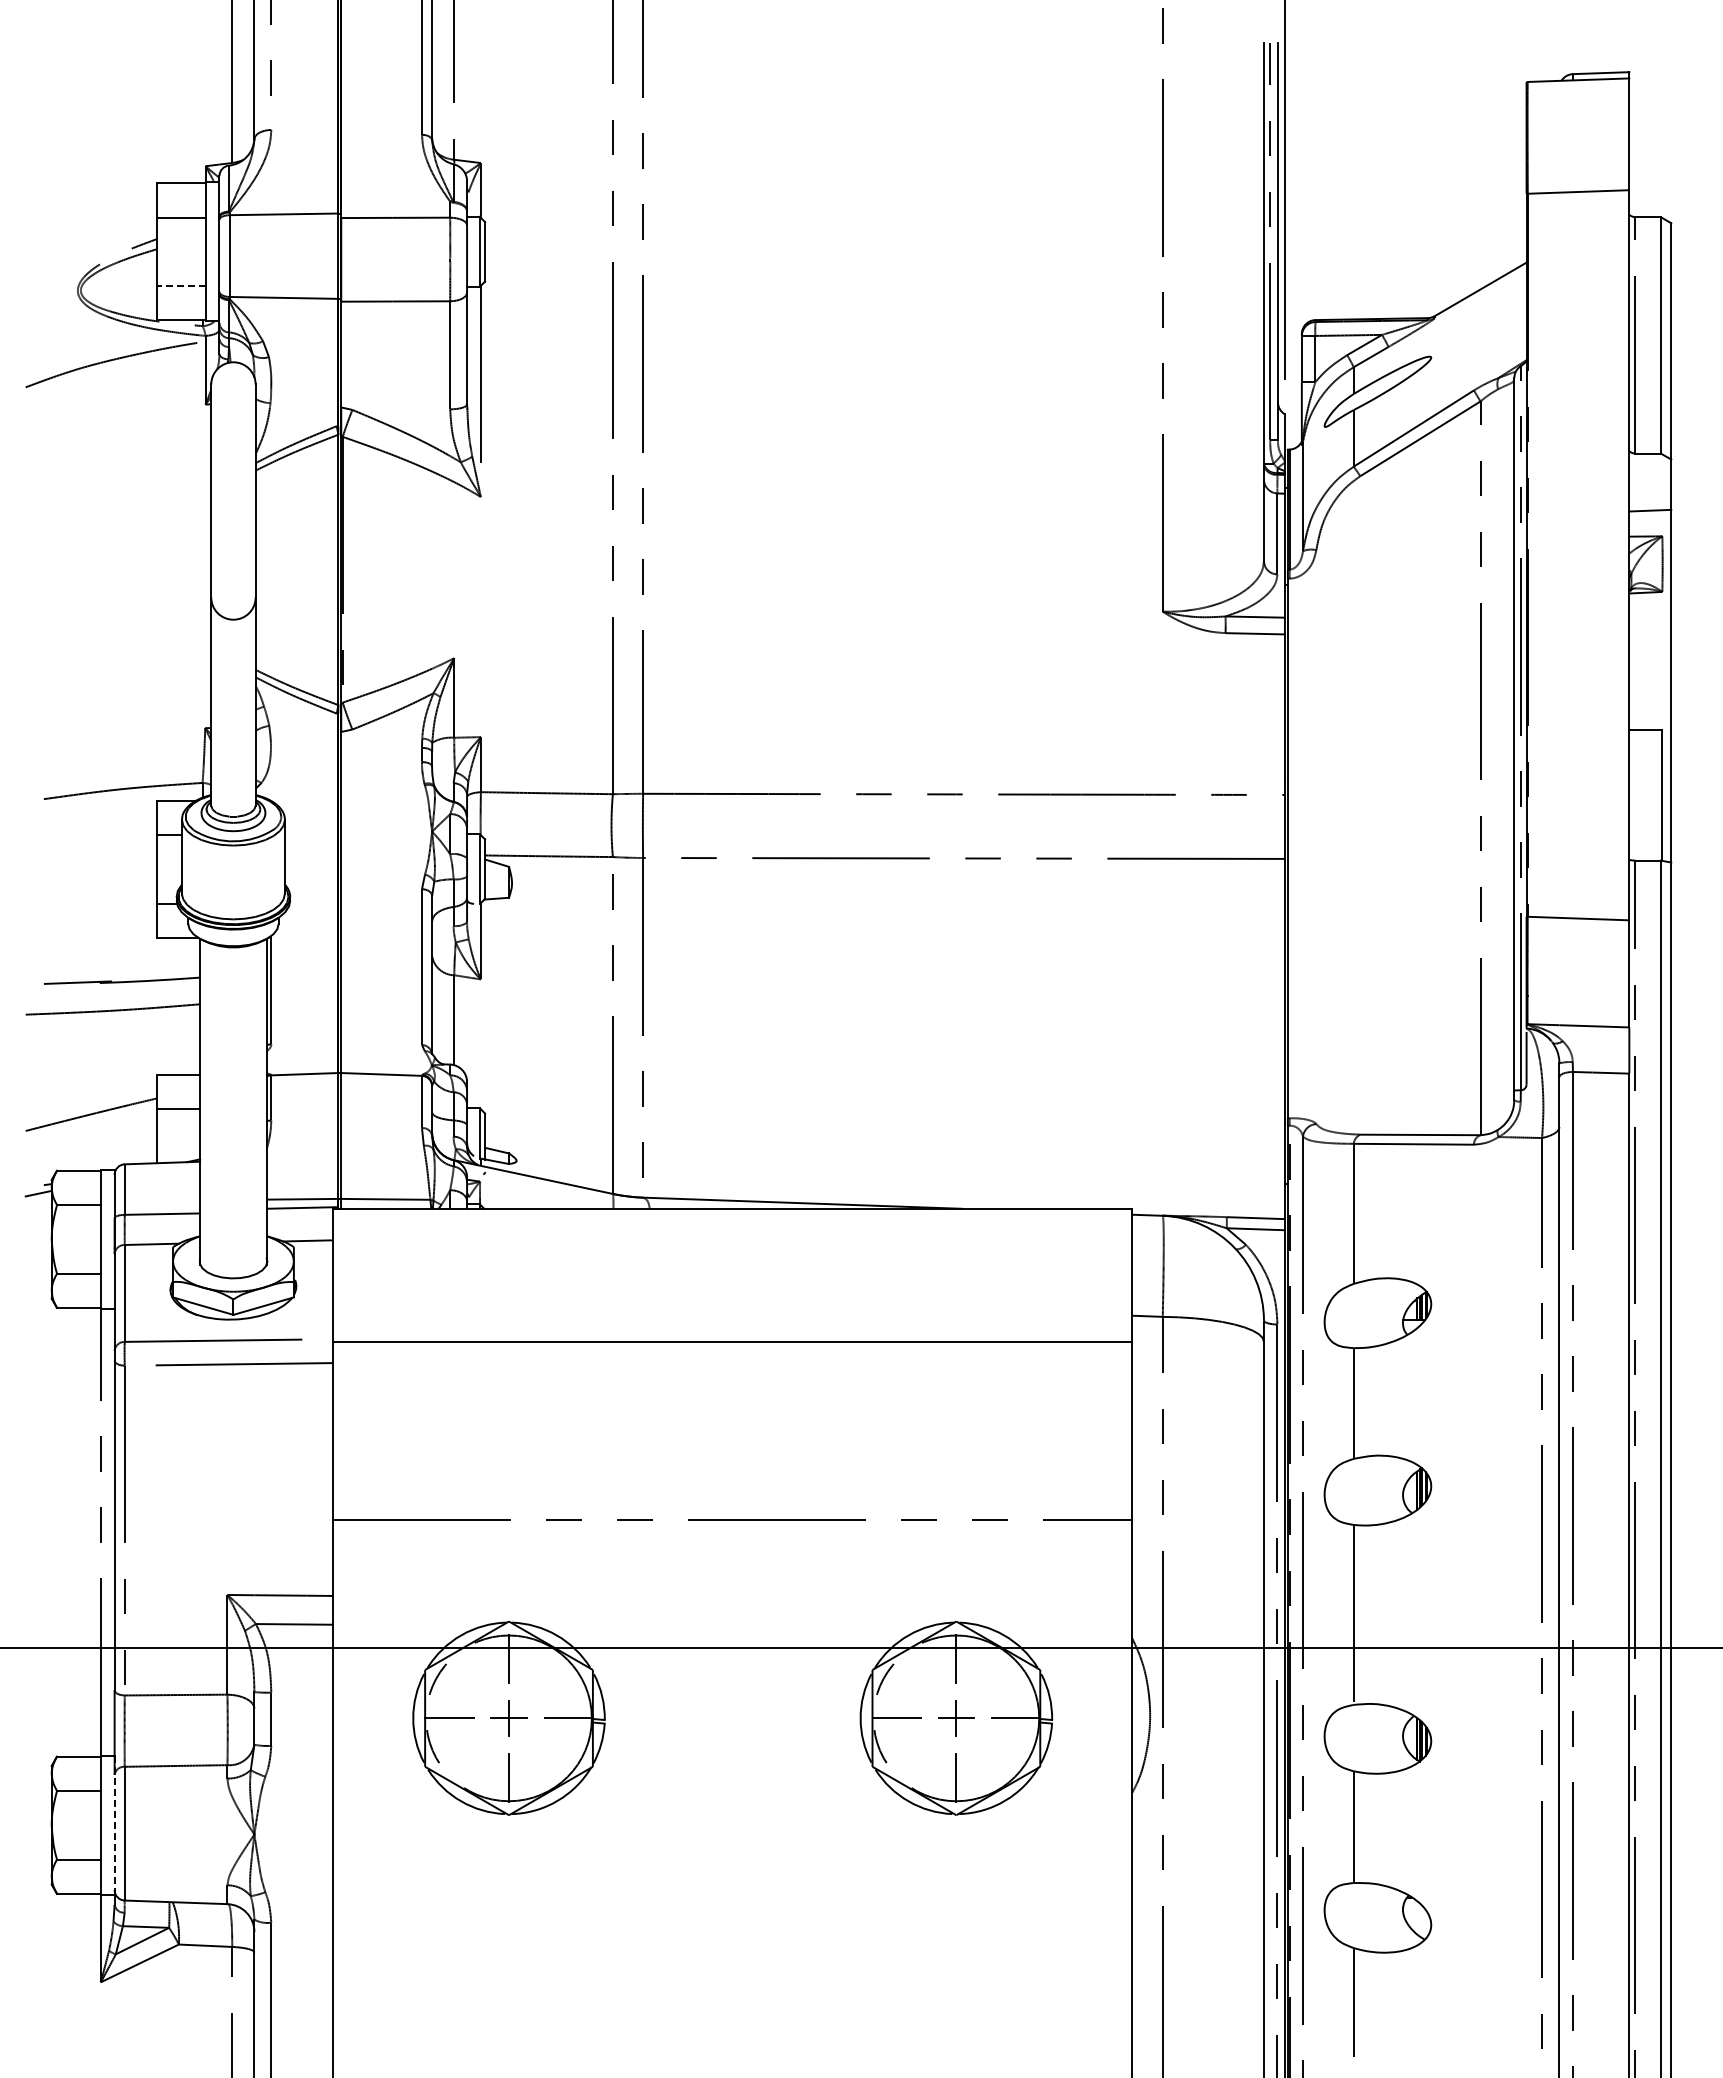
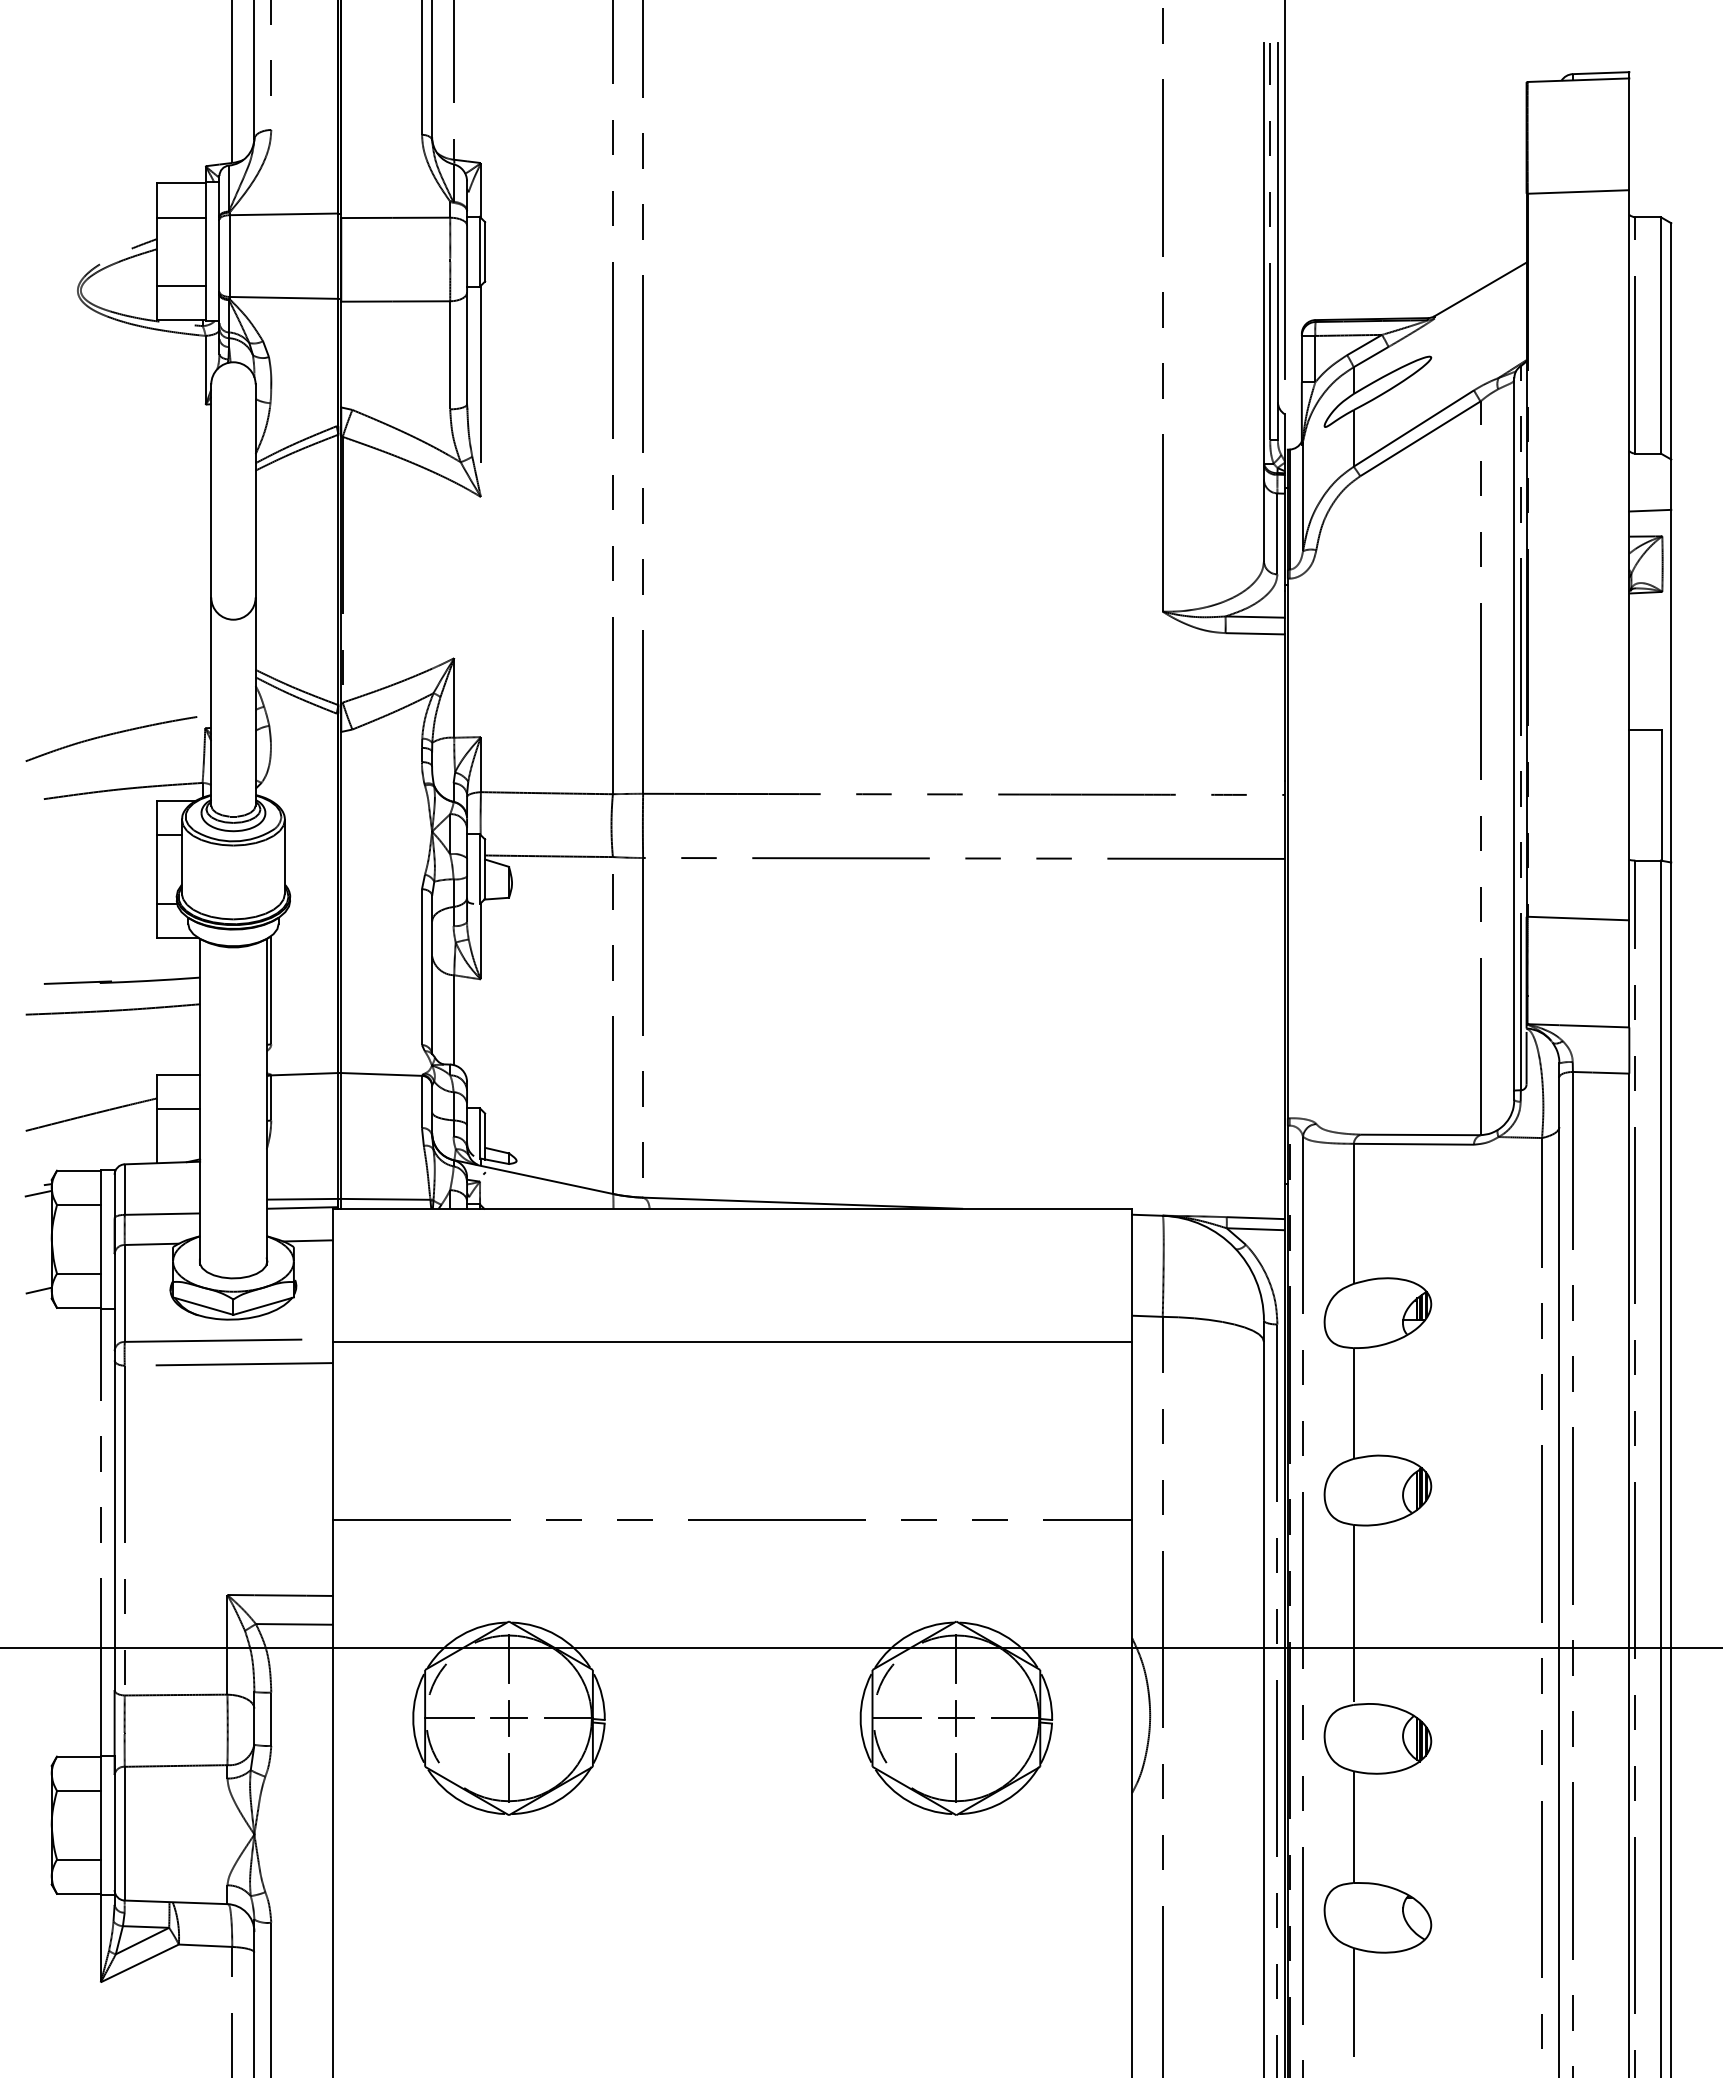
line: dashed -> solid (180, 286)
curve position: (111, 361) -> (111, 735) (111, 735)
line: none -> present (38, 1290)
line: dashed -> solid (114, 1825)
